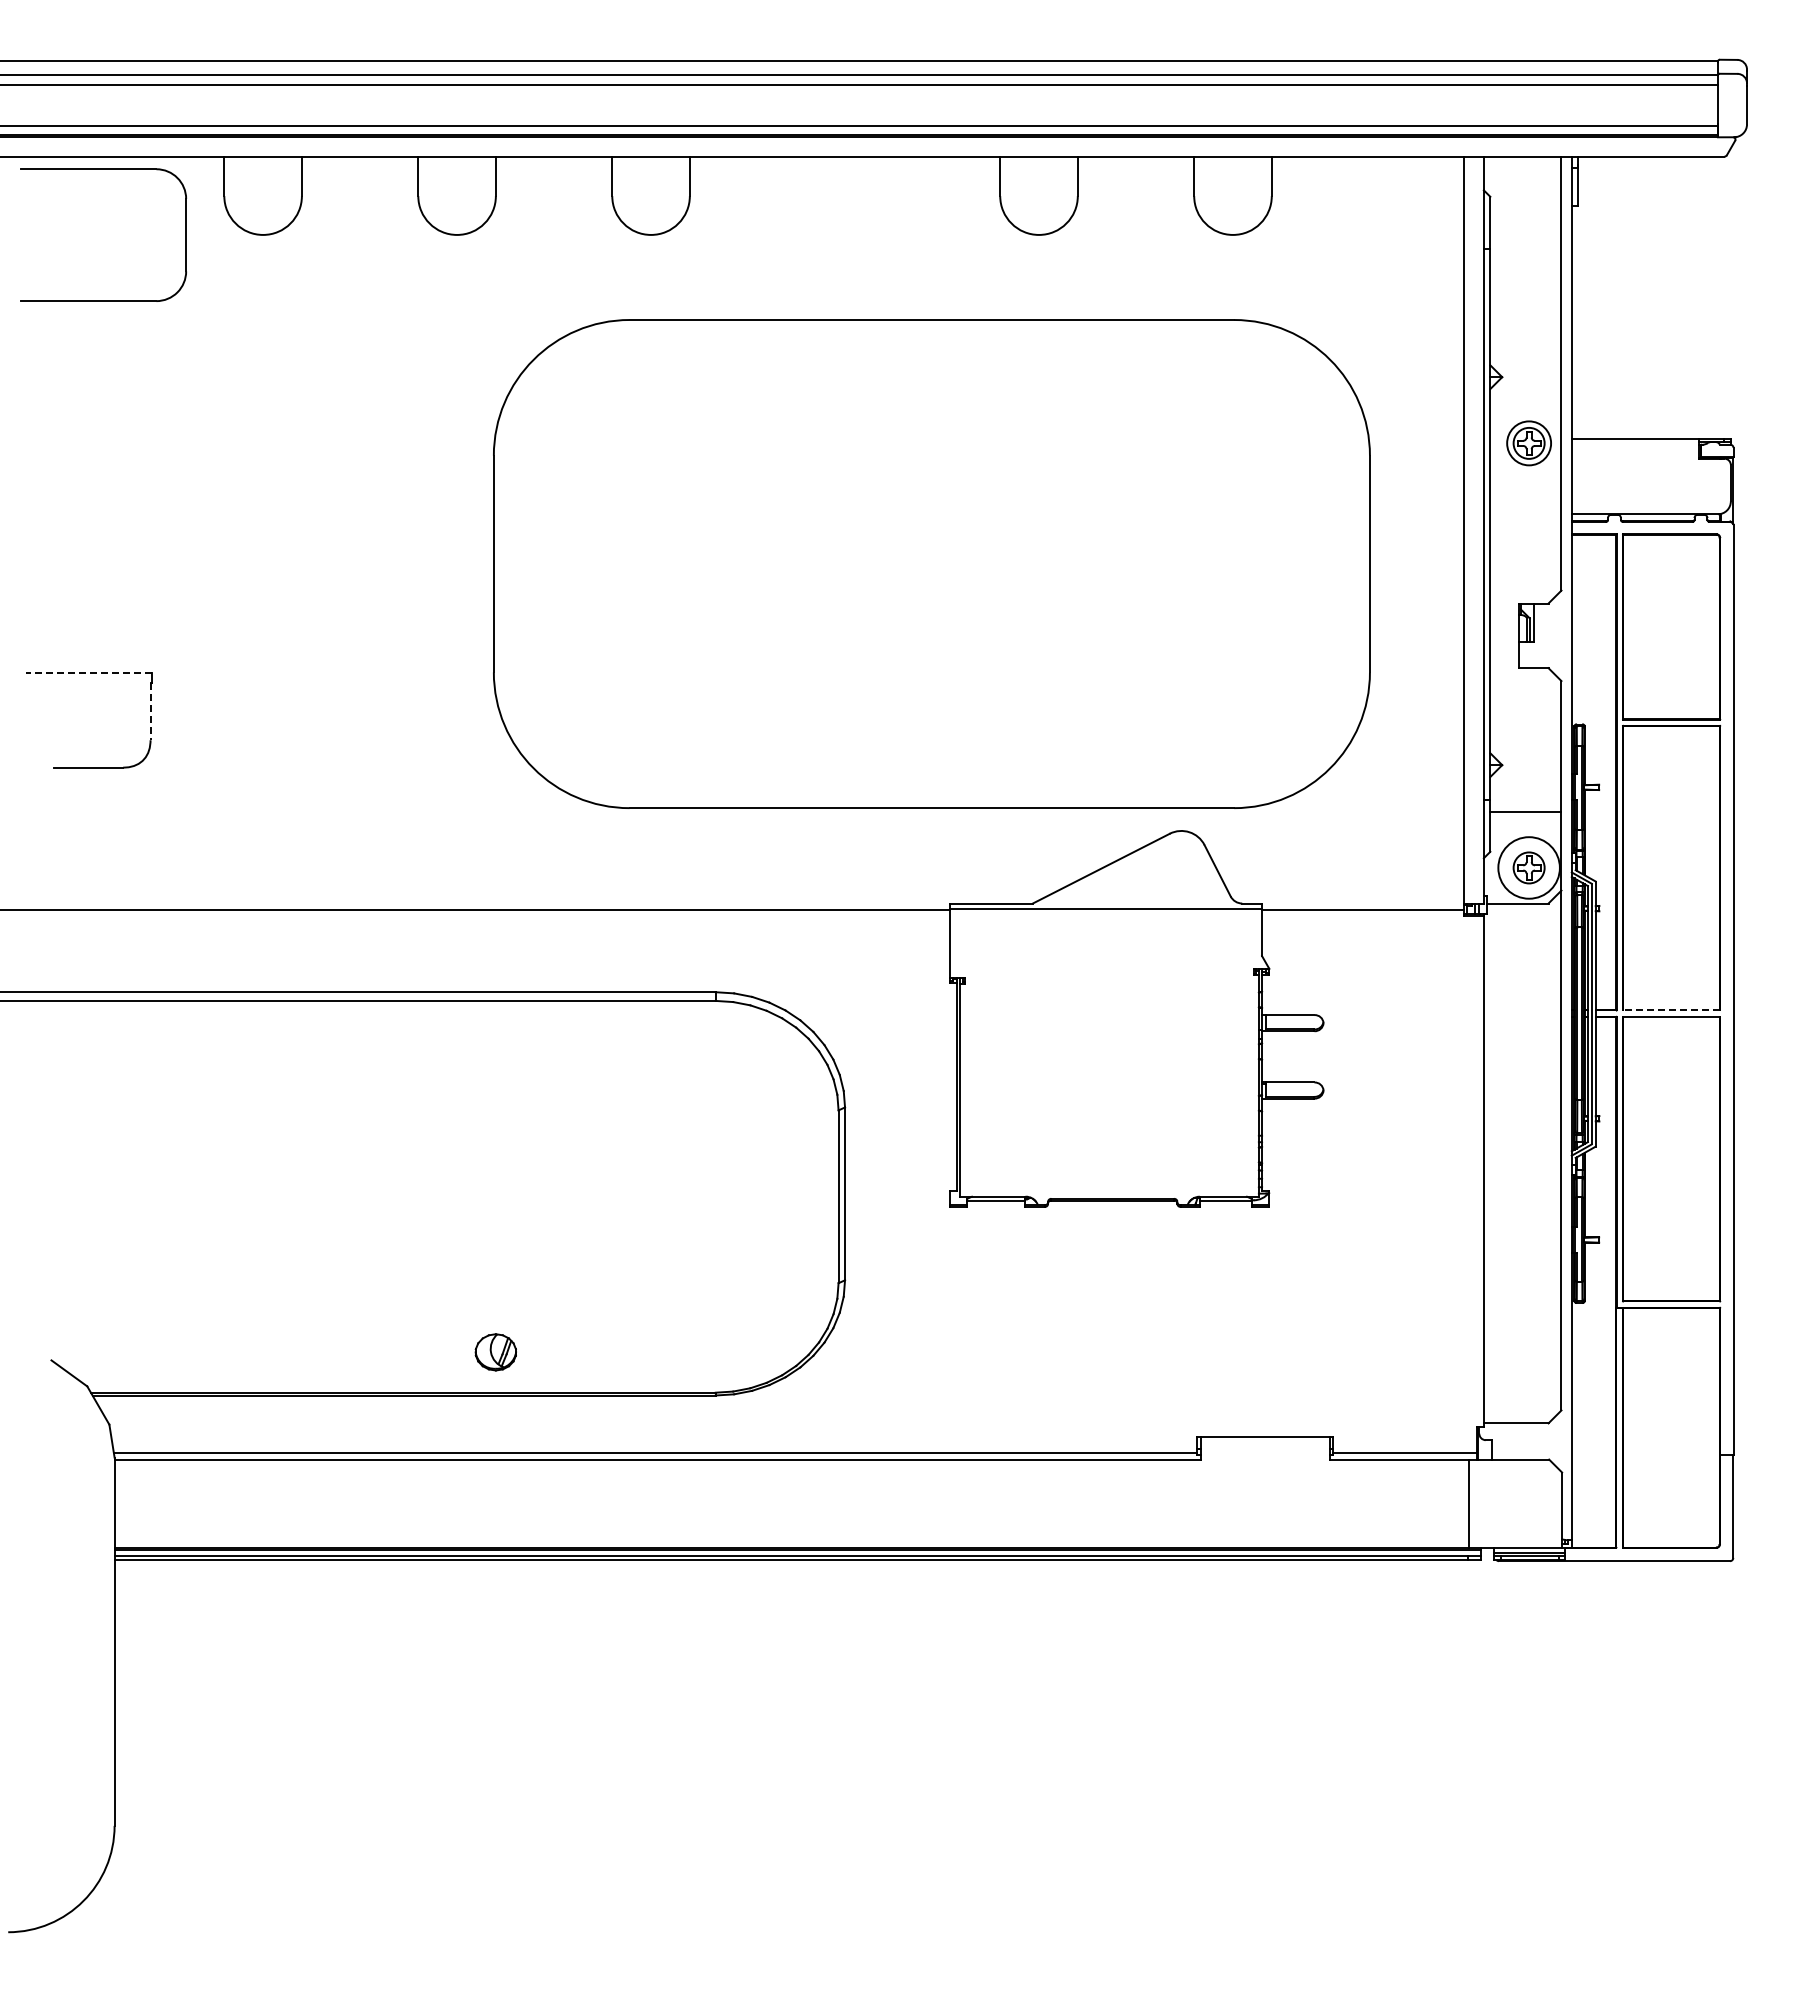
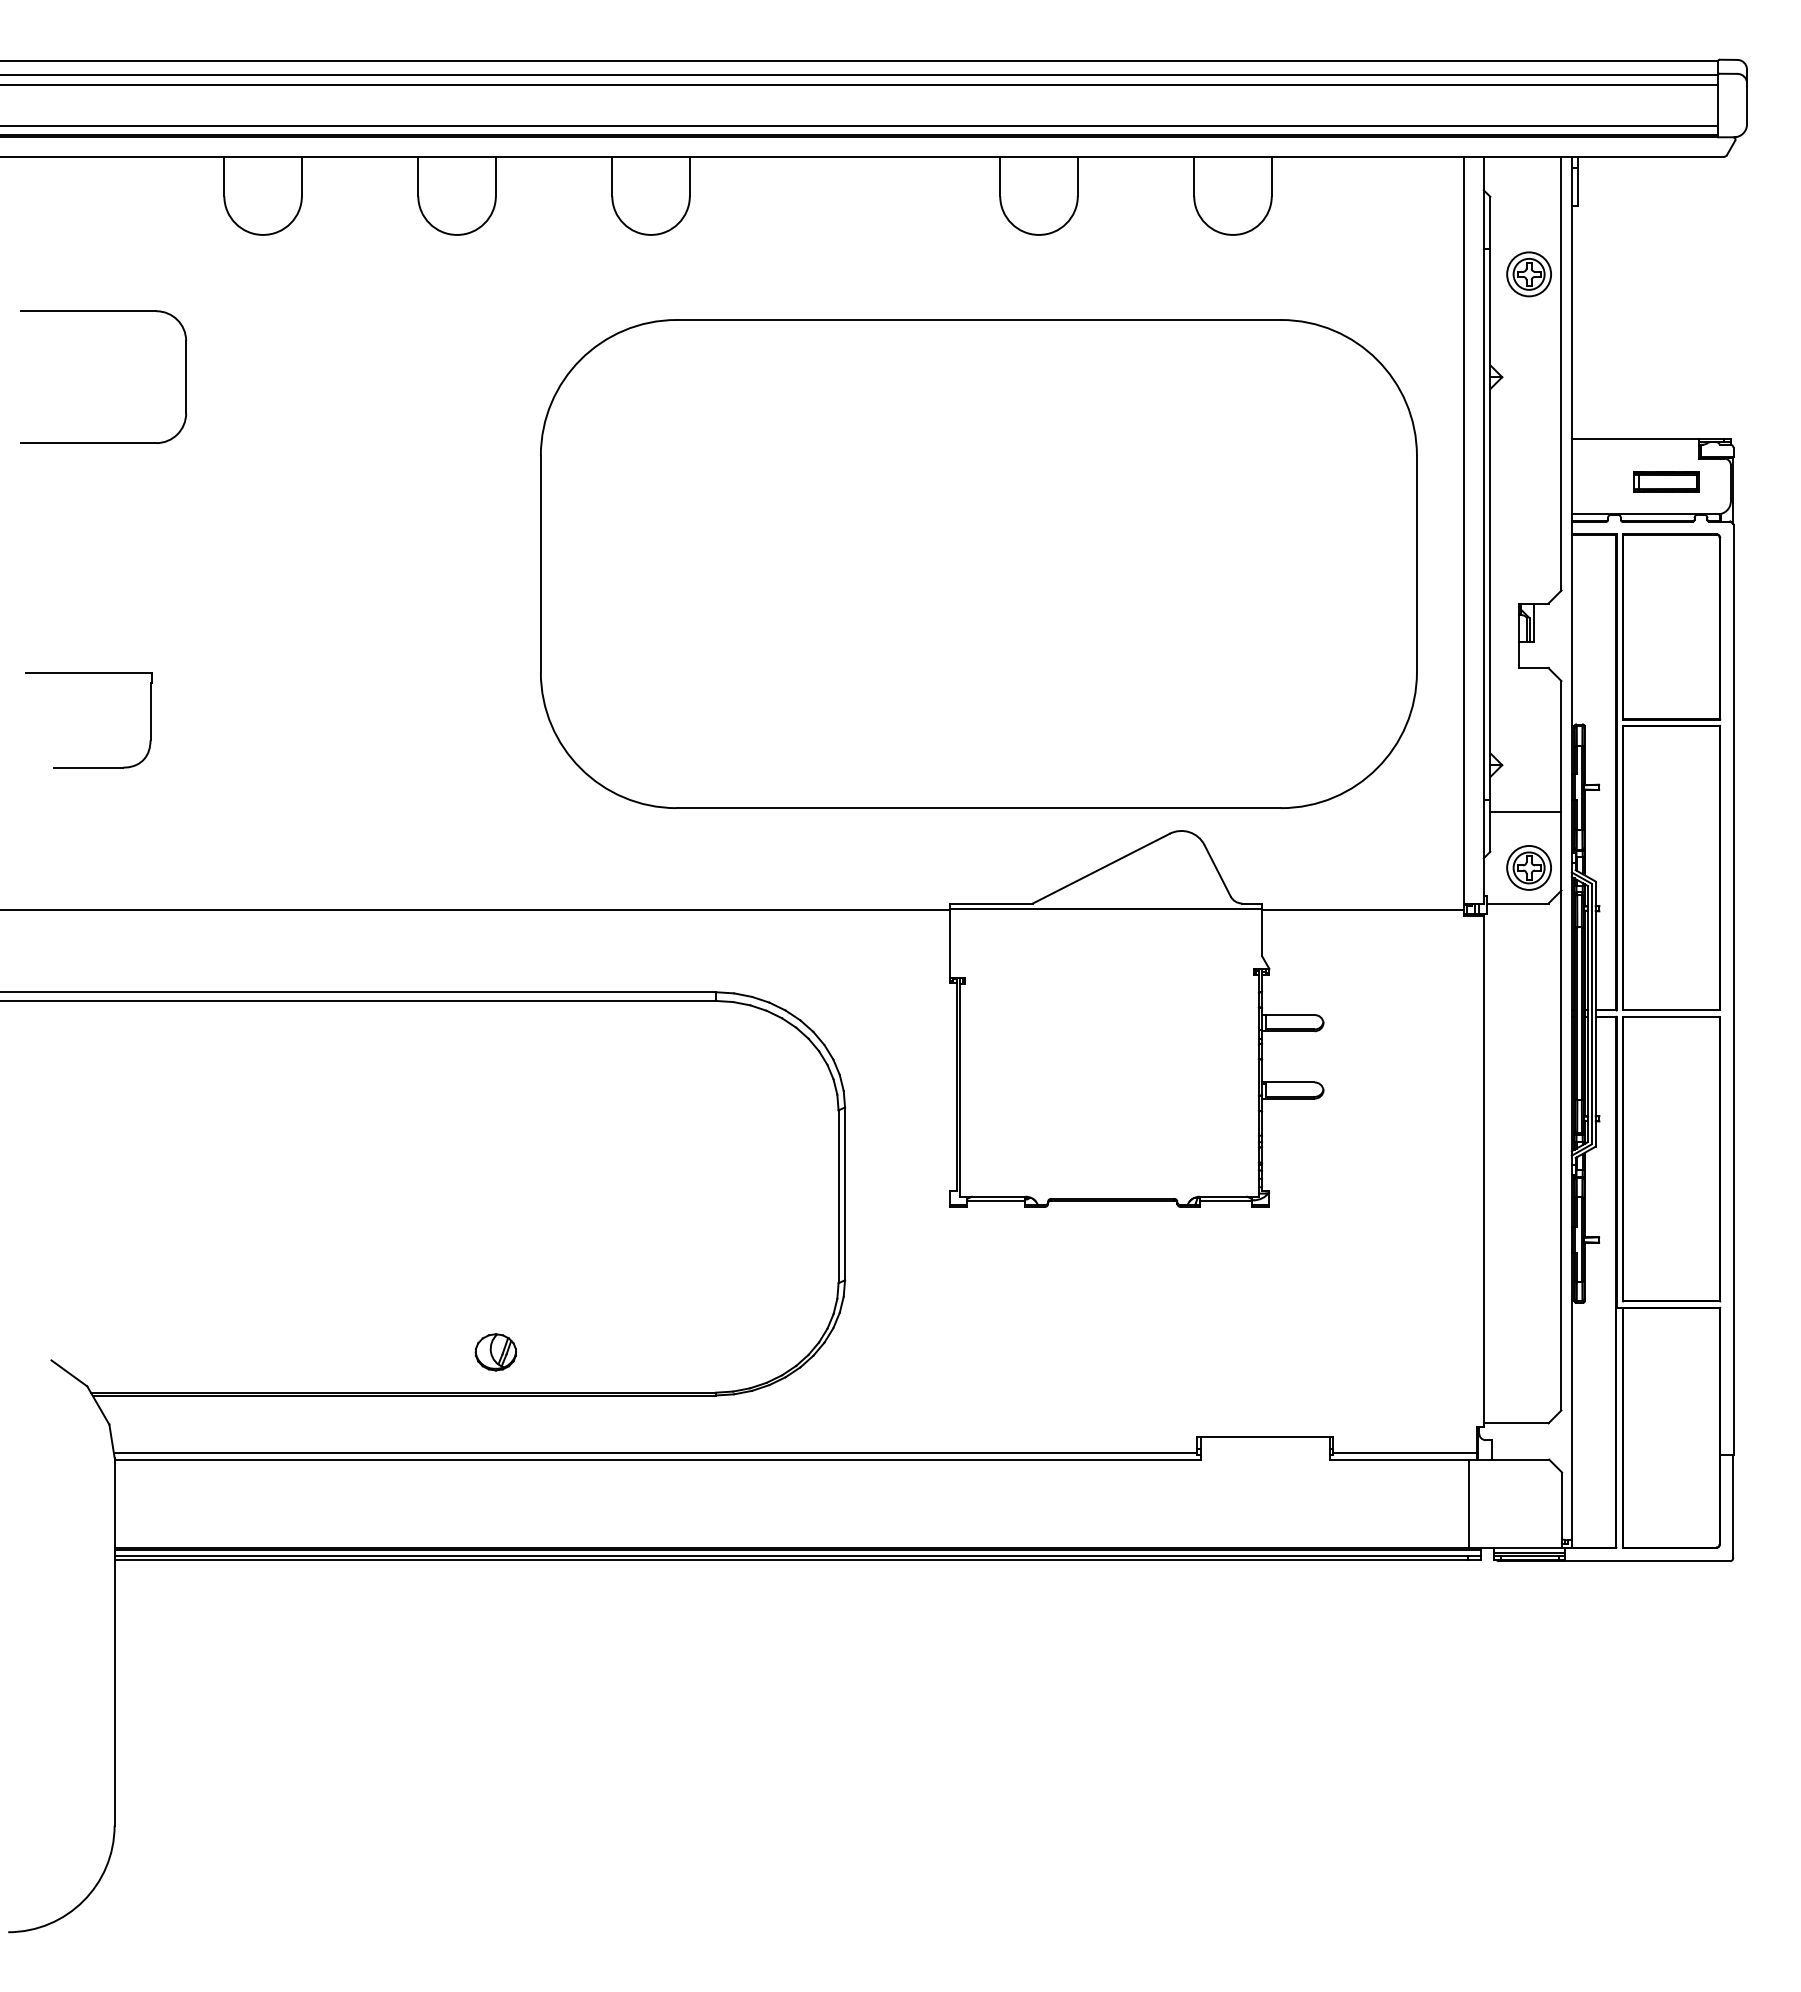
part position: (103, 169) -> (103, 311) (103, 311)
part position: (1528, 443) -> (1528, 274) (1528, 274)
part: none -> present (1666, 481)
part position: (931, 563) -> (978, 563) (978, 563)
line: dashed -> solid (88, 673)
line: dashed -> solid (150, 711)
circle diameter: 62 px -> 44 px (1529, 867)
line: dashed -> solid (1671, 1010)
